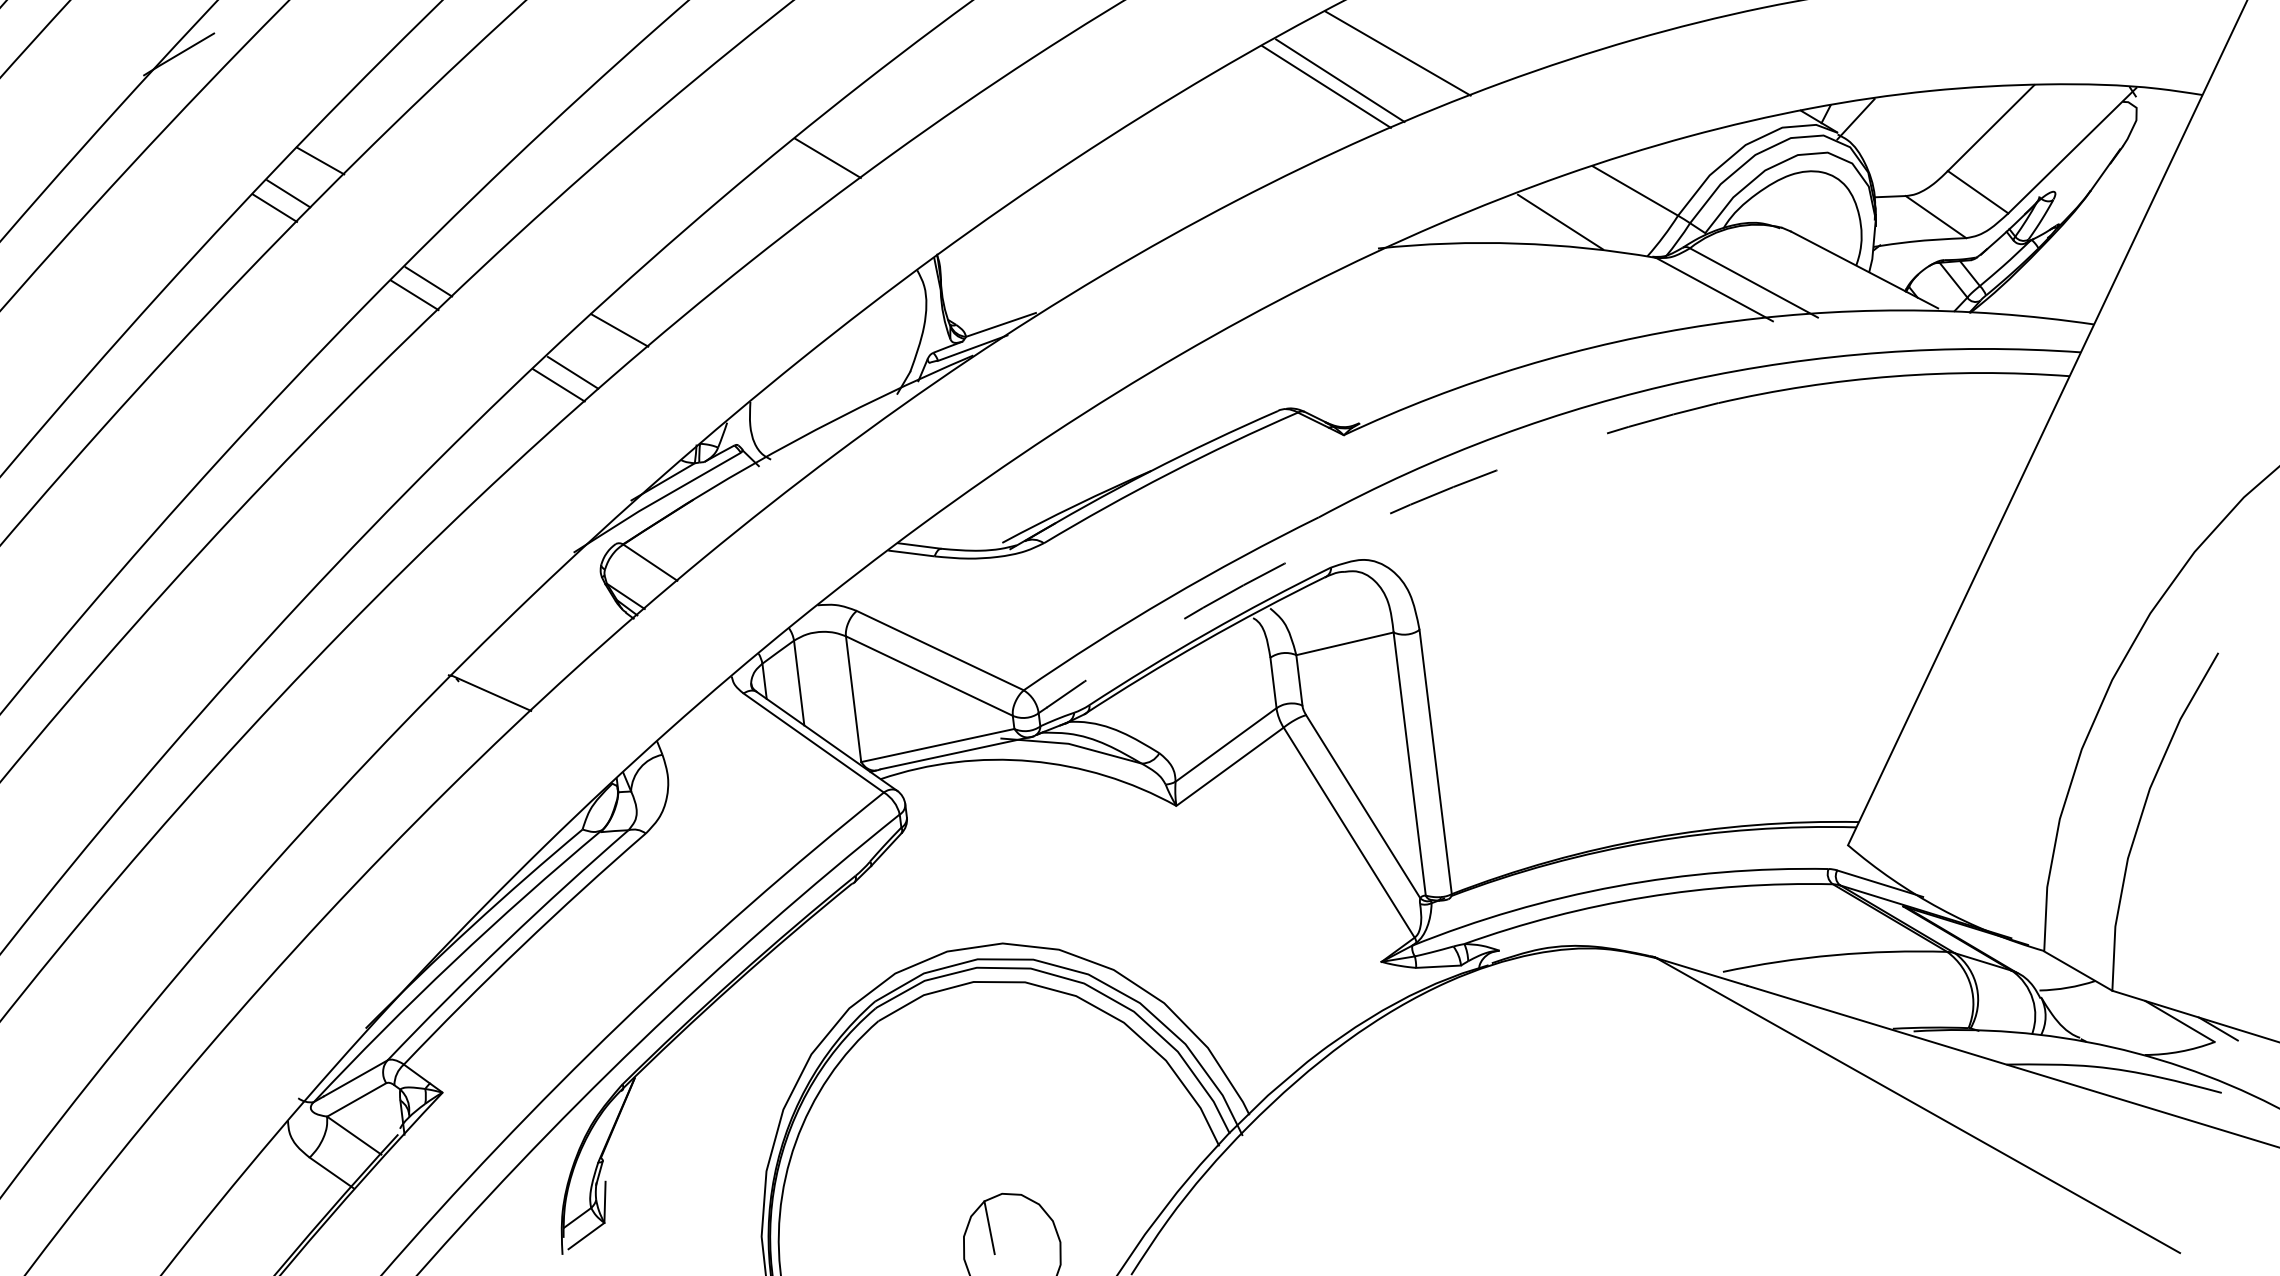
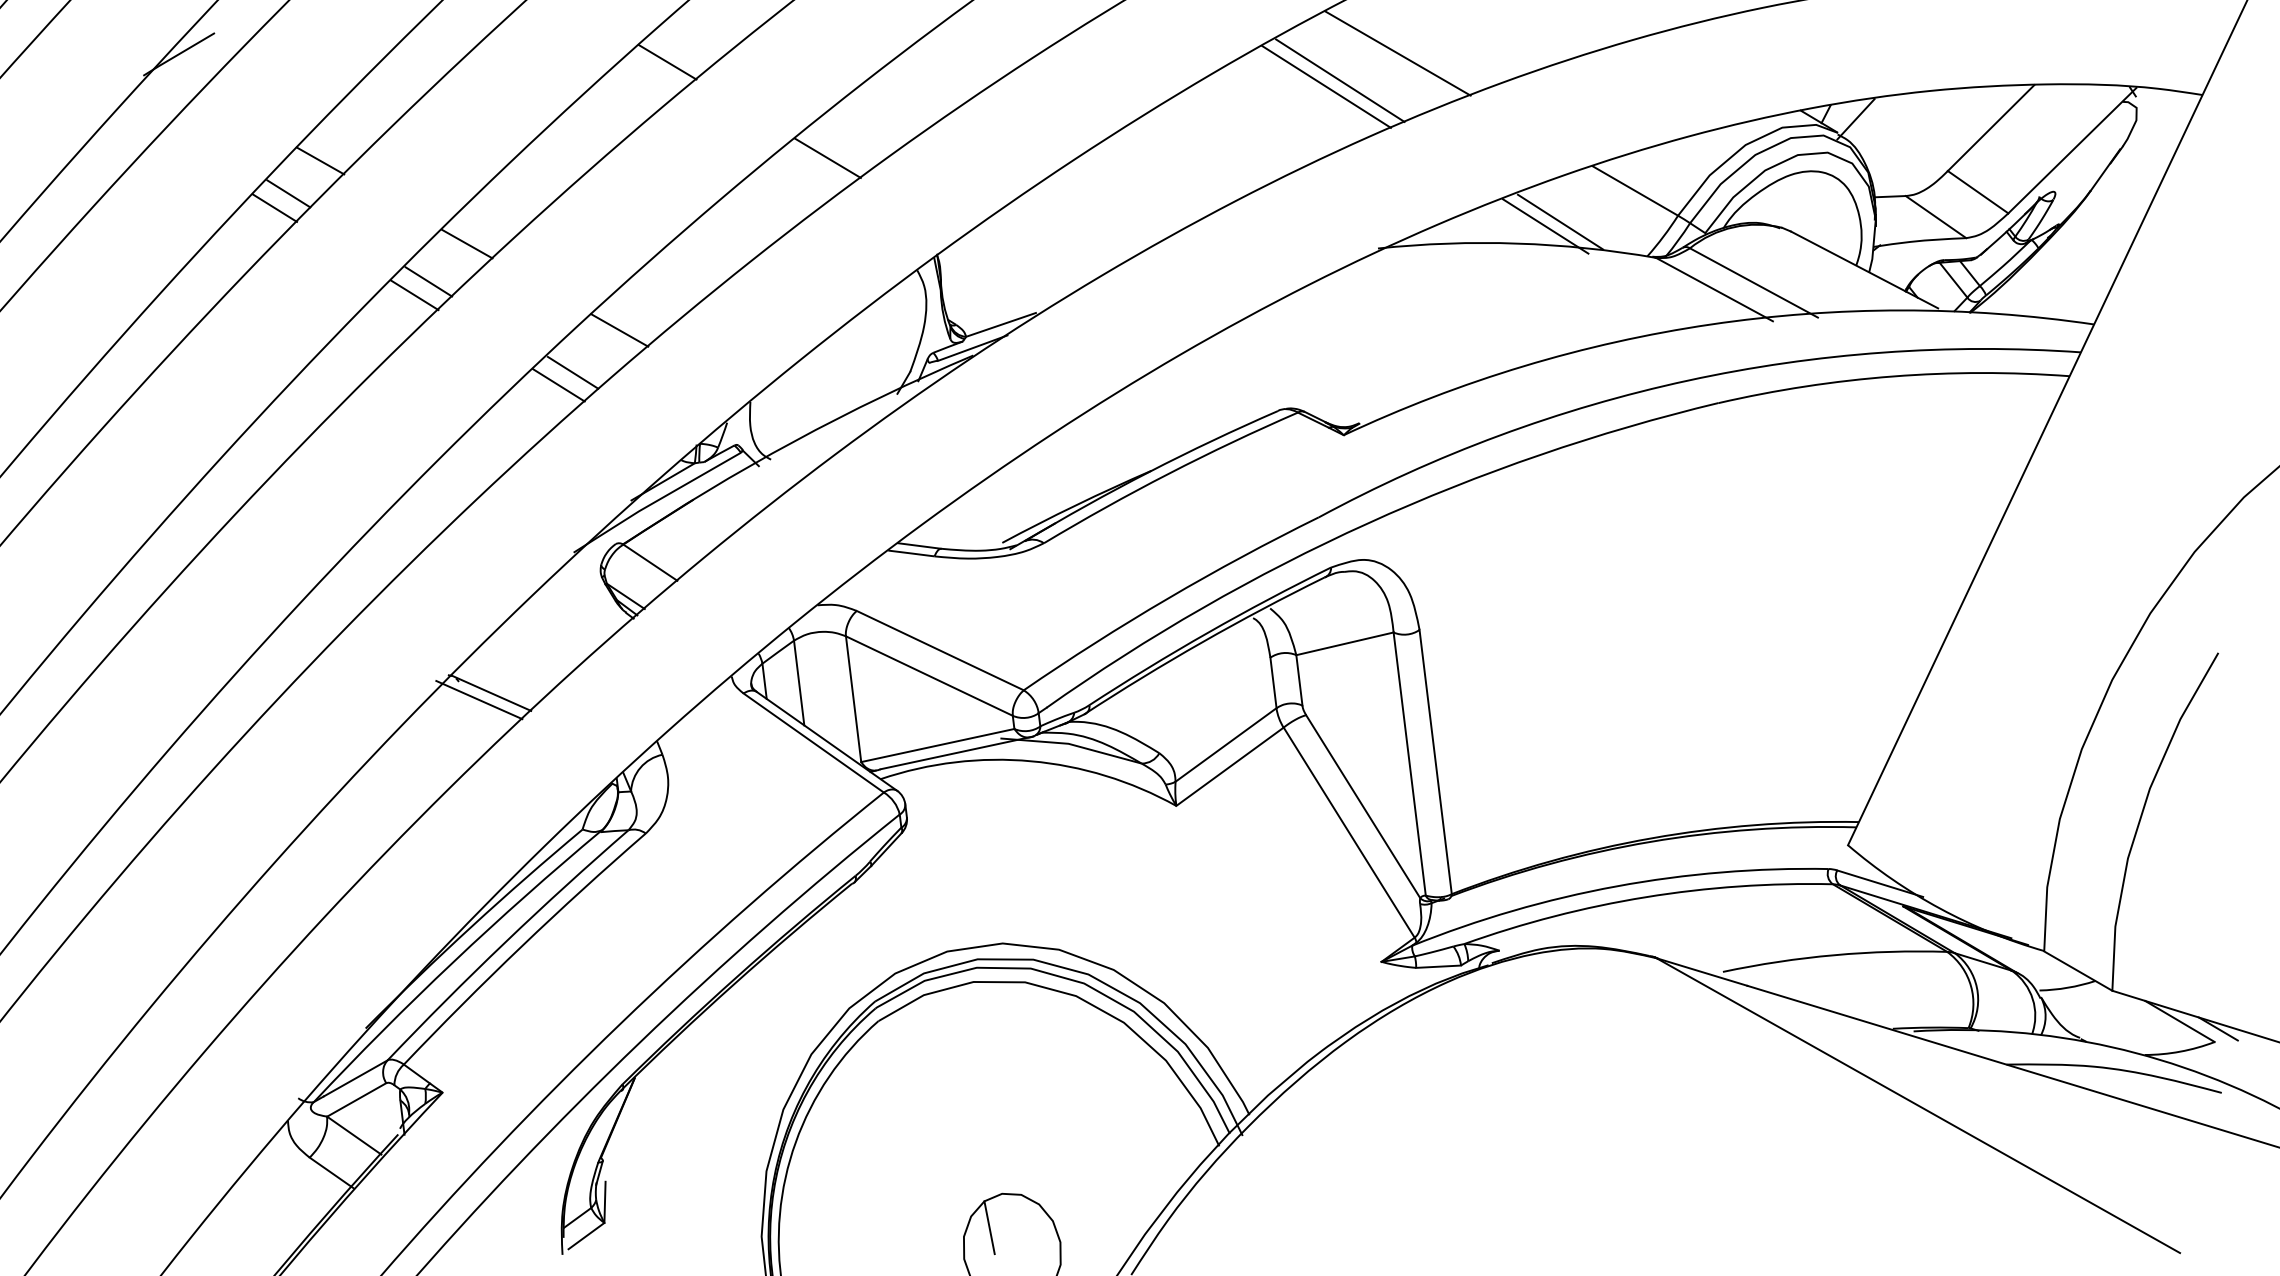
line: none -> present (667, 61)
line: none -> present (1545, 226)
line: none -> present (467, 243)
arc: dashed -> solid (1368, 523)
line: none -> present (479, 699)
